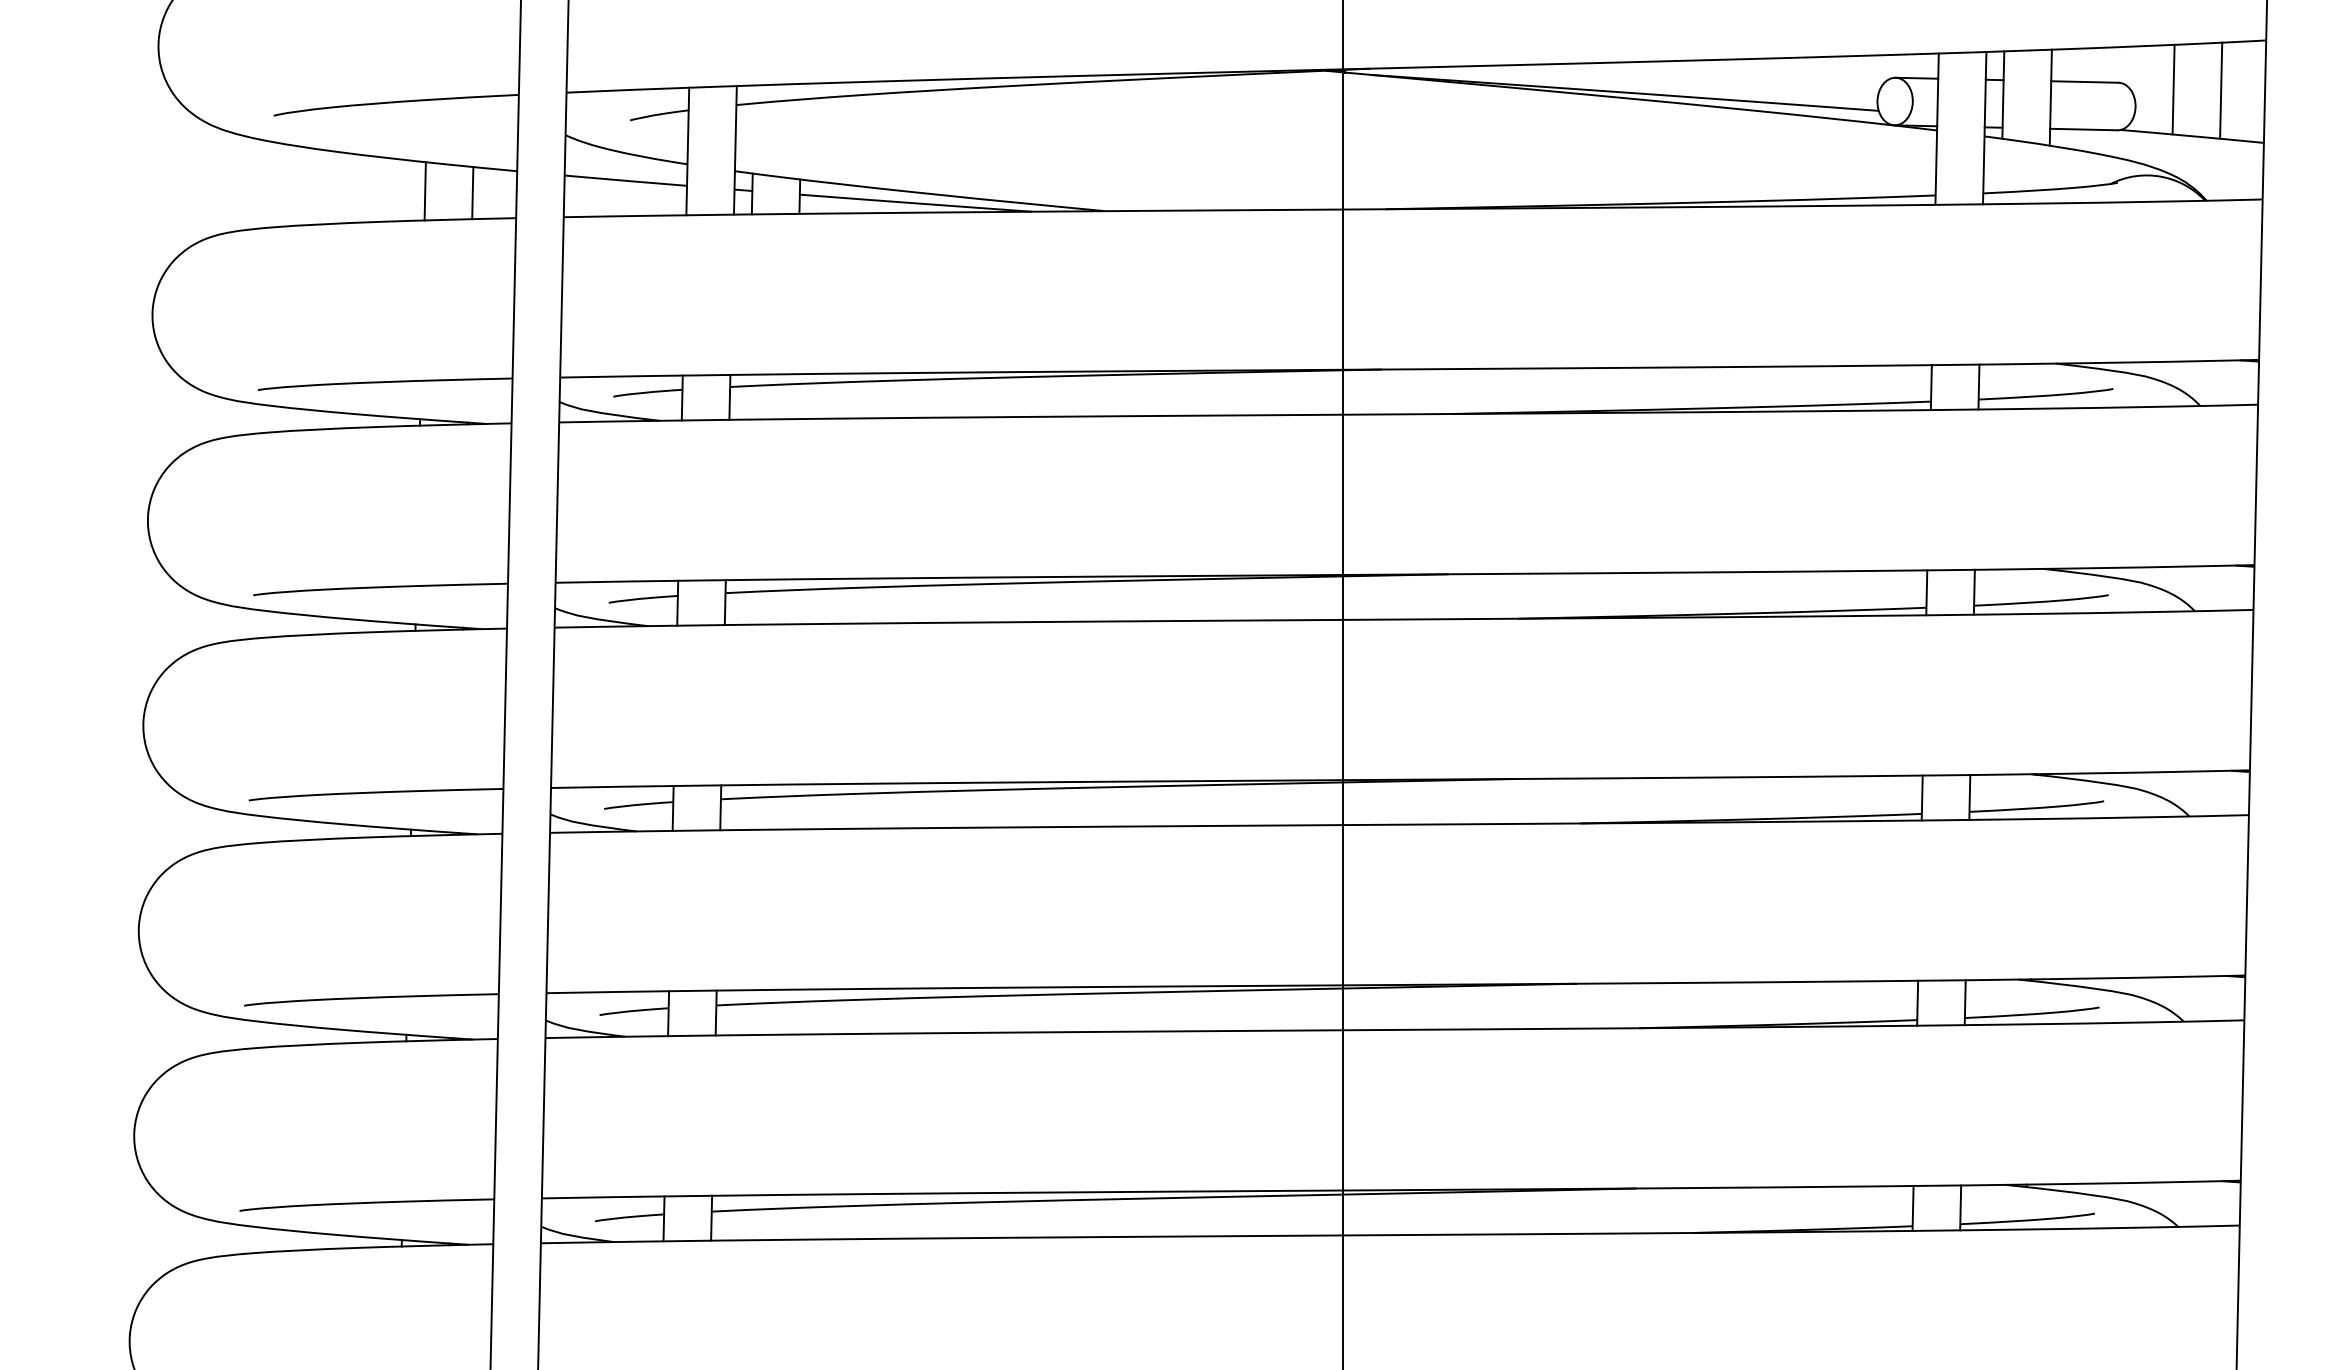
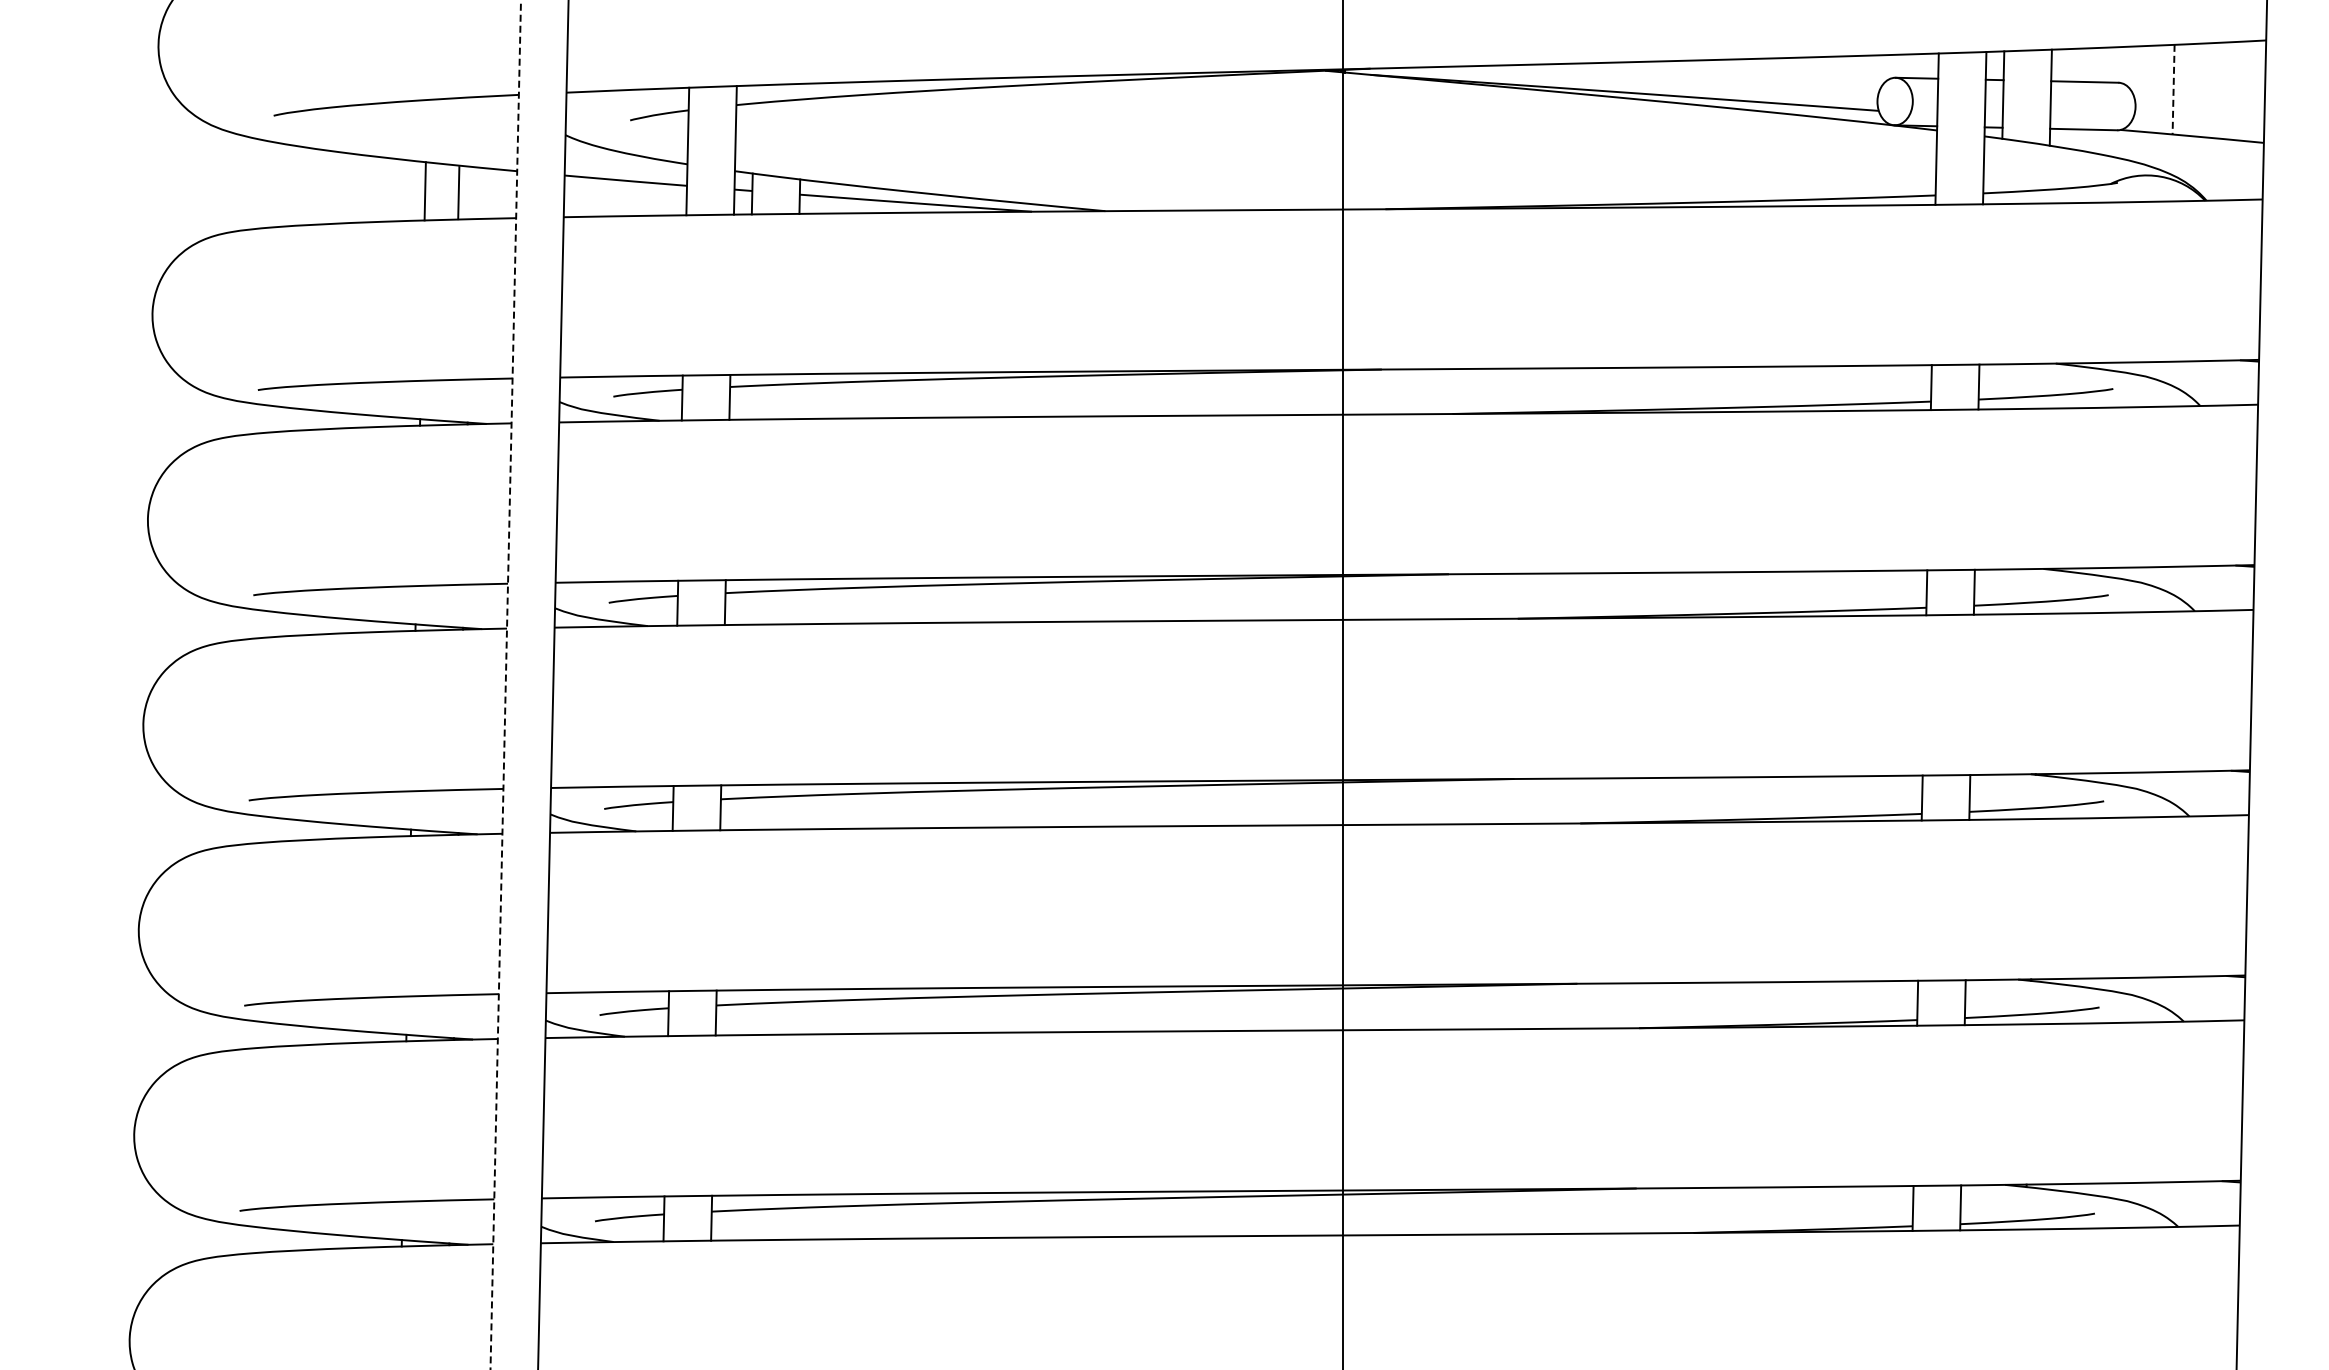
line: solid -> dashed (2173, 89)
line: present -> none (2221, 90)
line position: (472, 193) -> (458, 193) (458, 193)
line: solid -> dashed (505, 685)
